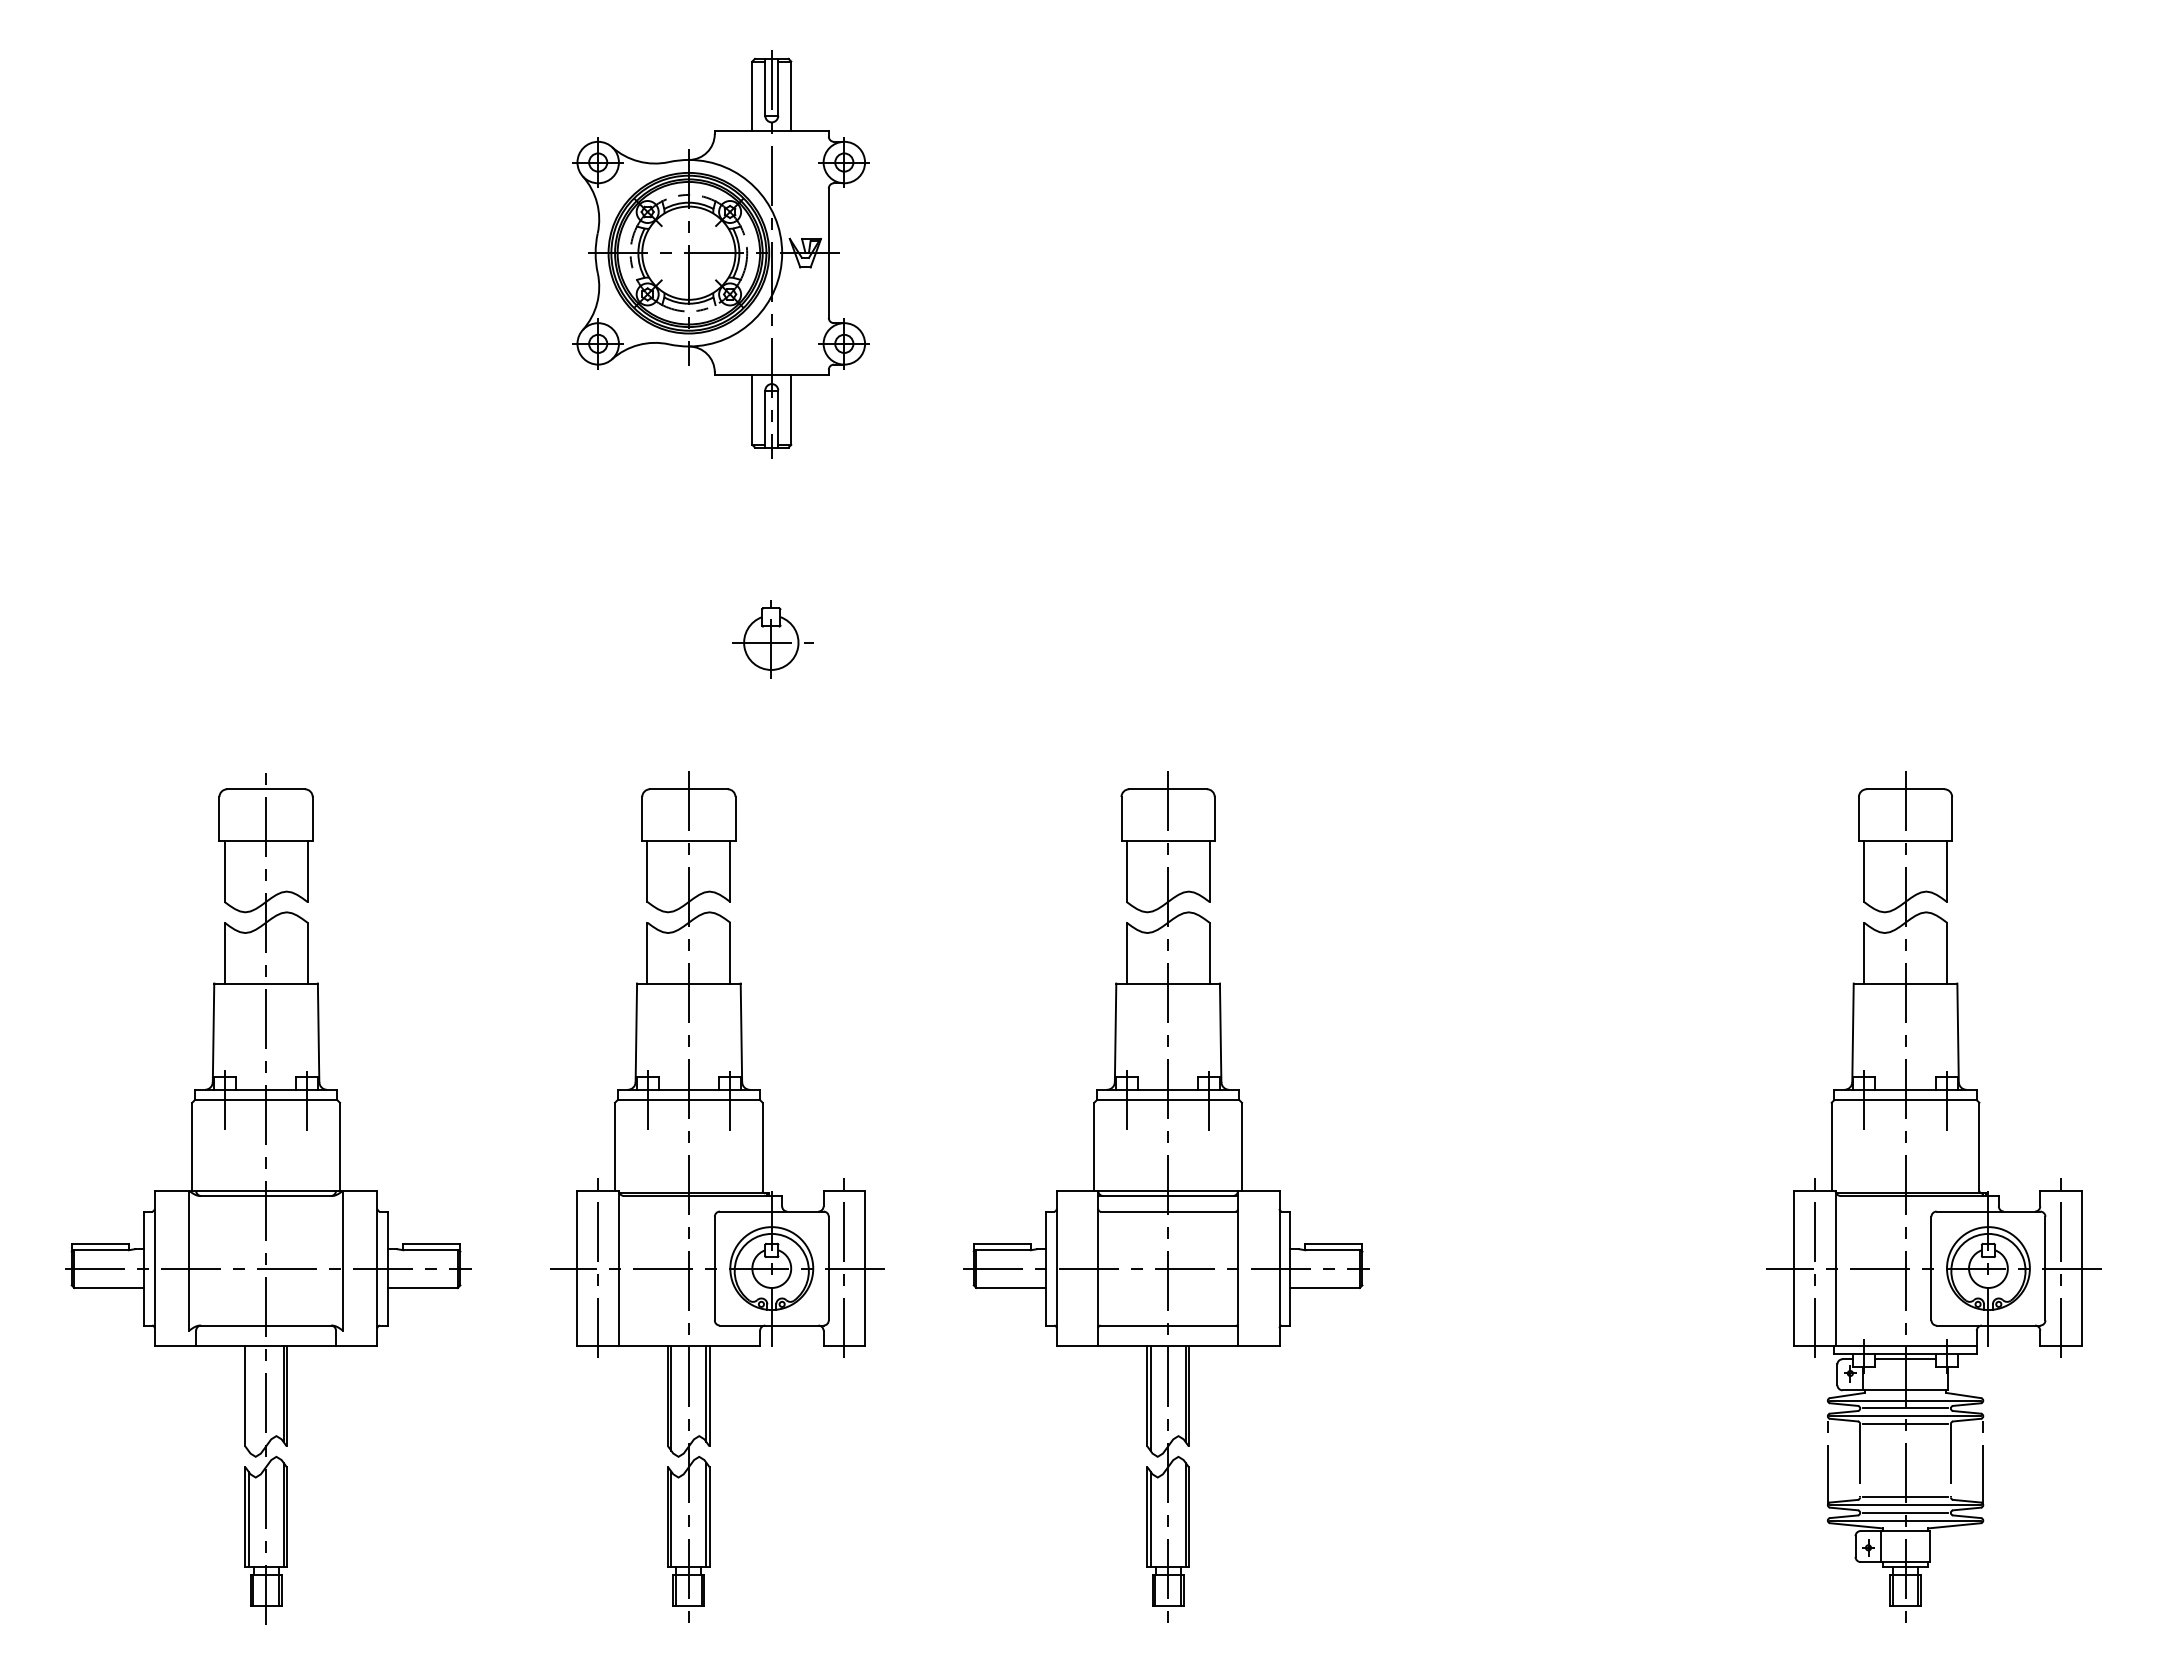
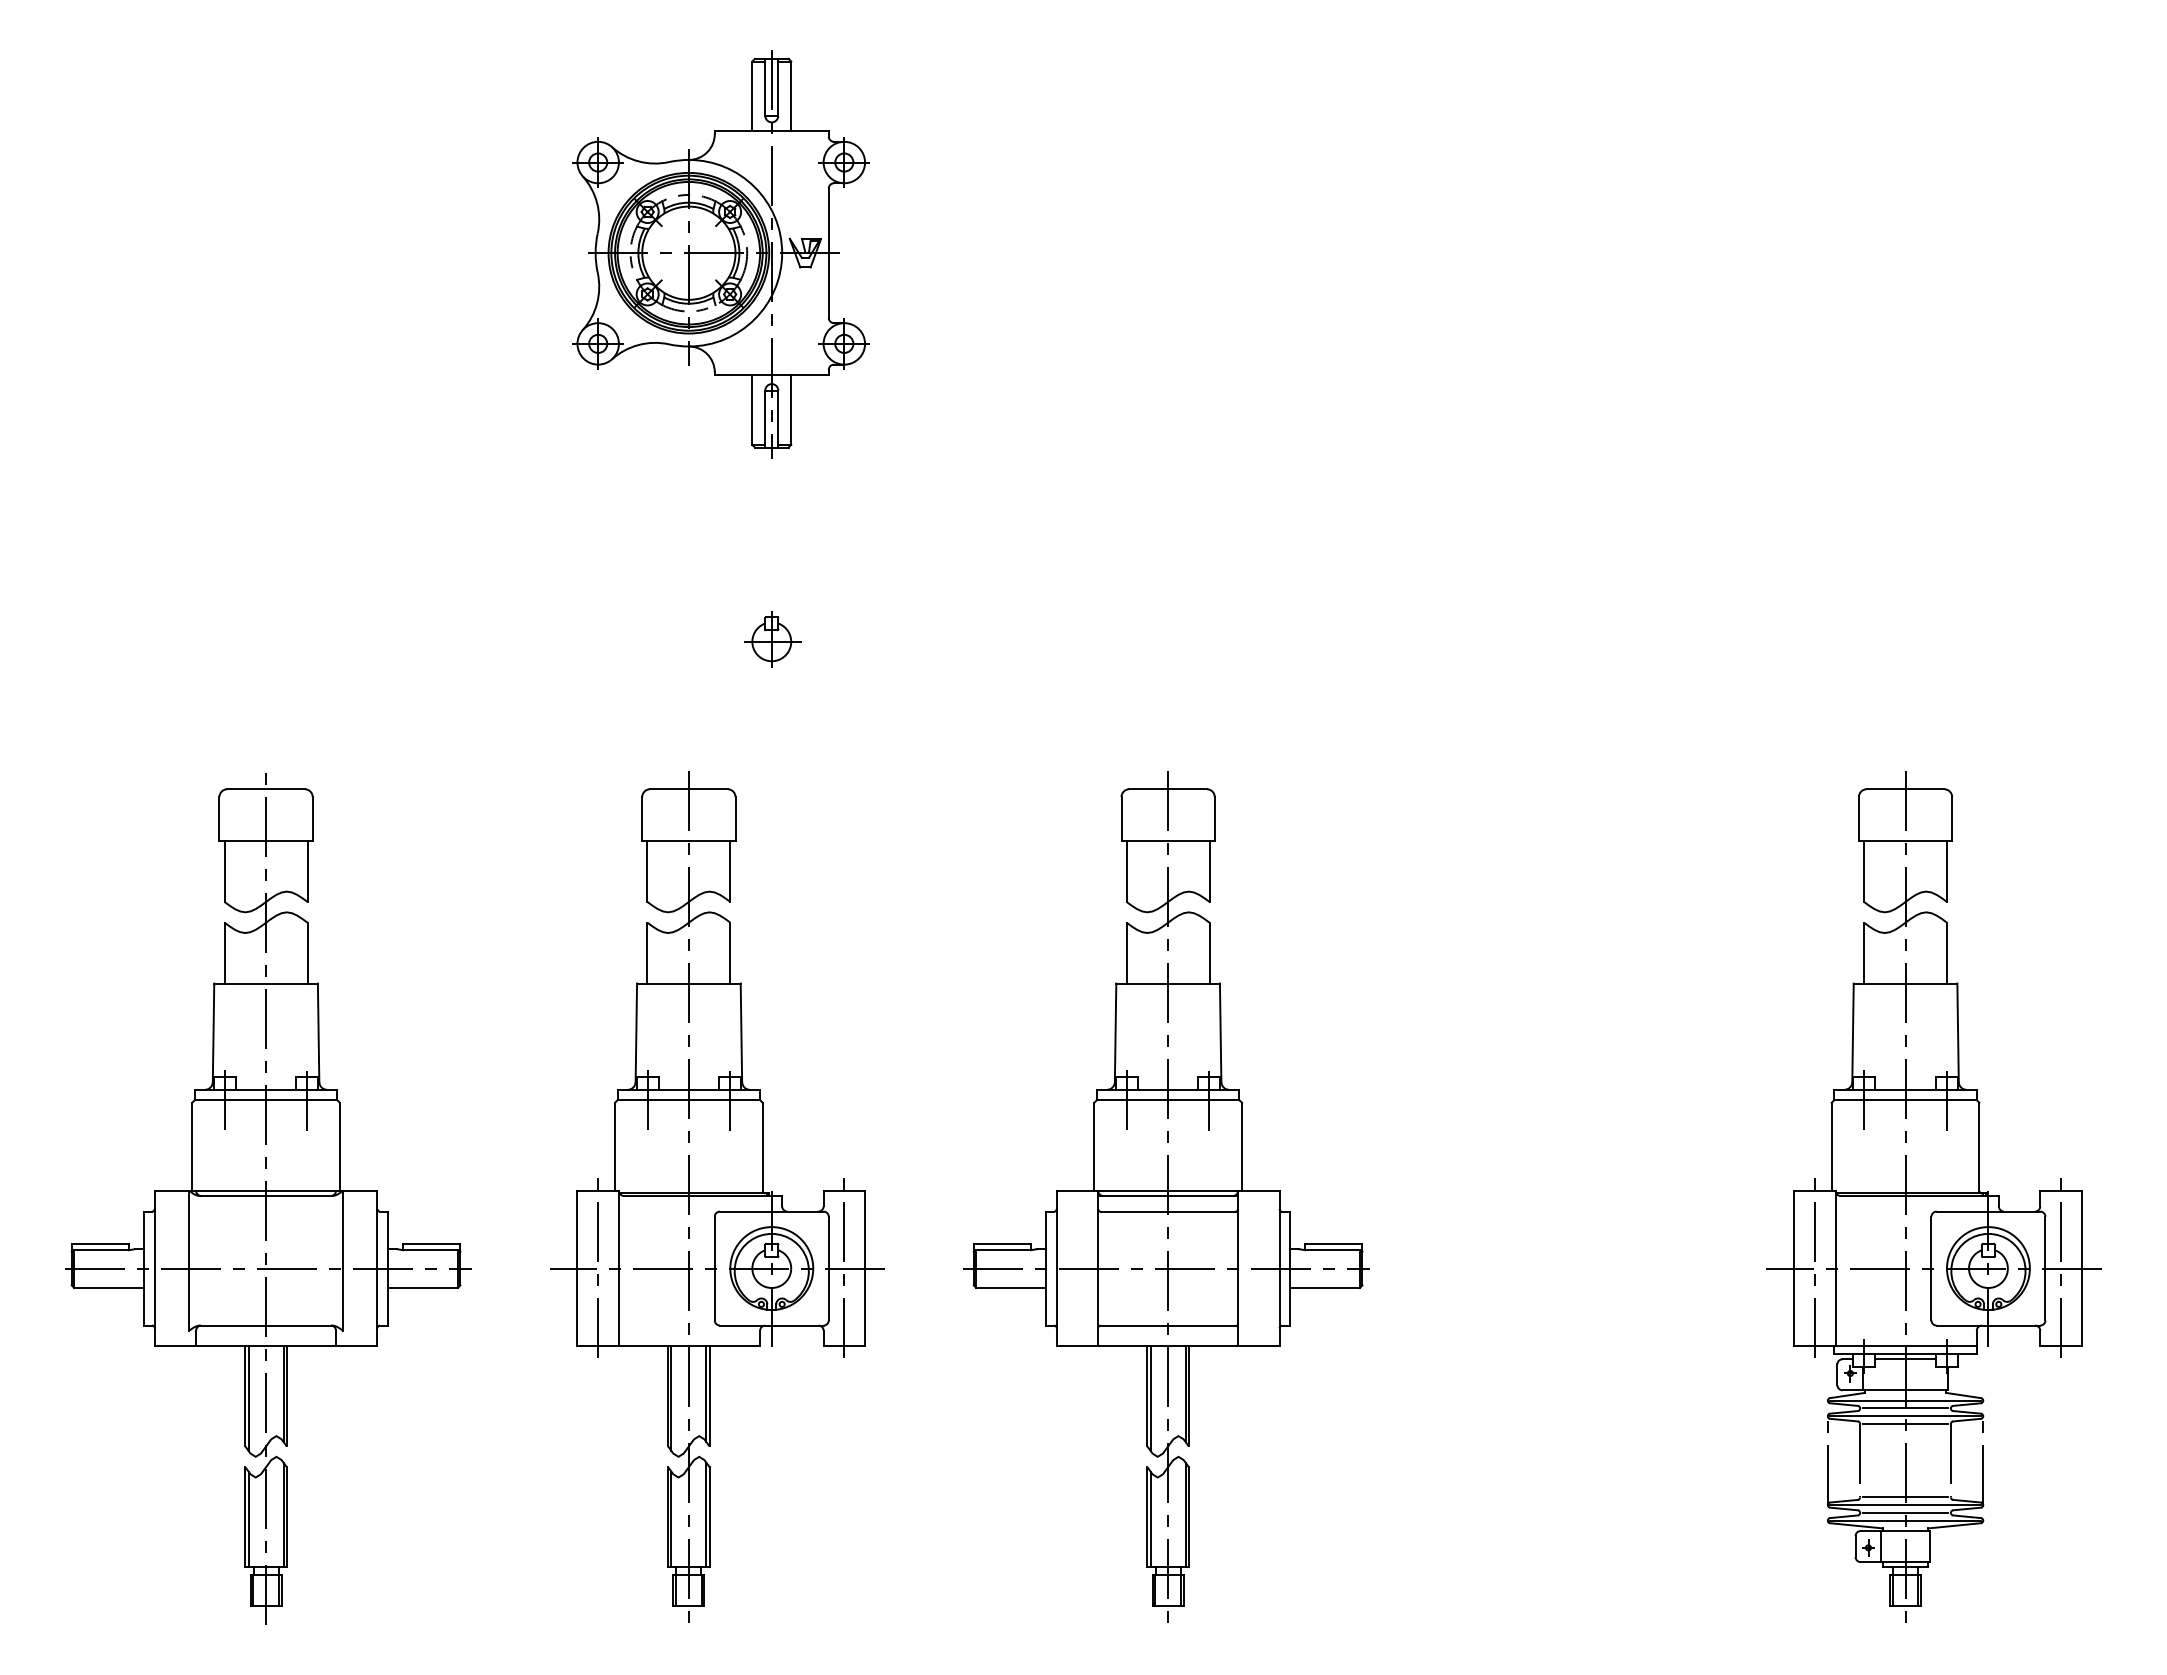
part size: 82x79 px -> 58x57 px (772, 639)
line: none -> present (248, 1398)
